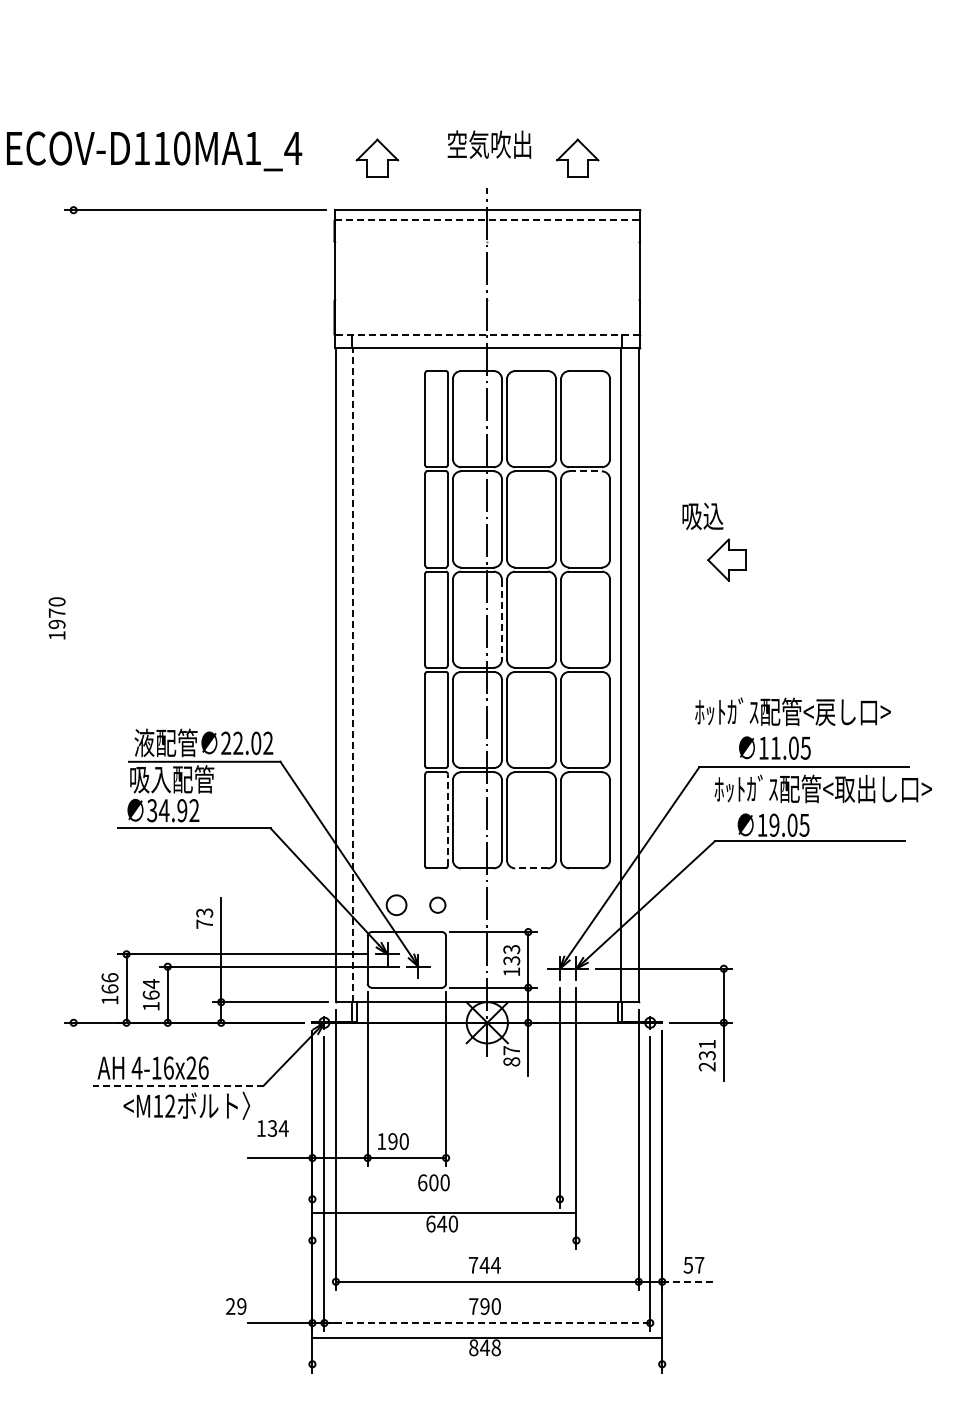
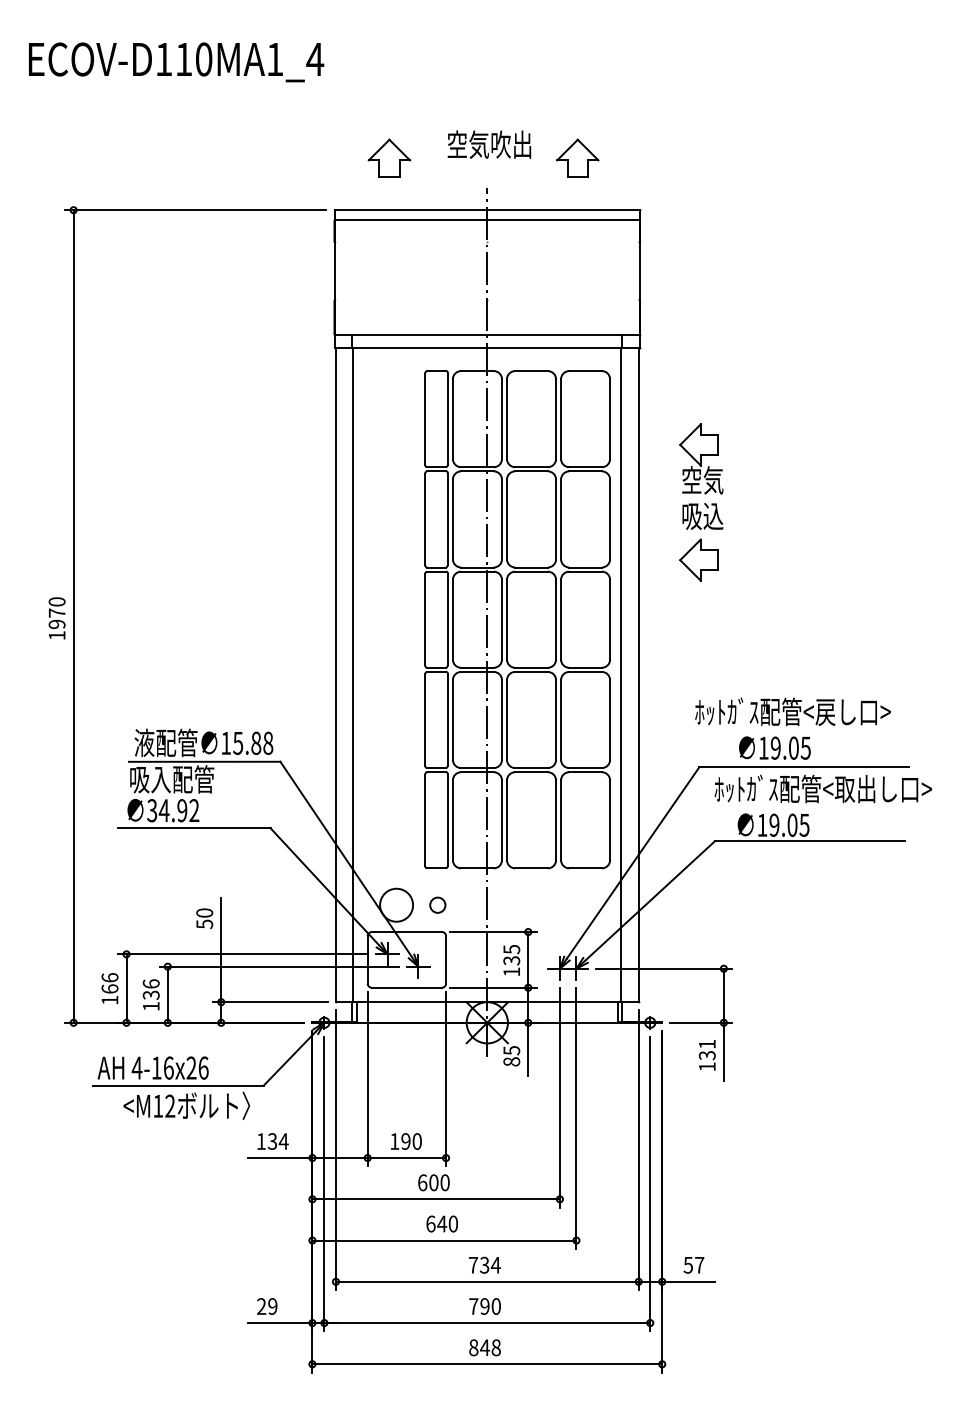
text position: (154, 151) -> (176, 62) (176, 62)
part position: (377, 157) -> (389, 157) (389, 157)
line: dashed -> solid (487, 220)
line: dashed -> solid (487, 335)
part: none -> present (701, 458)
line: dashed -> solid (586, 471)
part position: (726, 559) -> (698, 559) (698, 559)
line: none -> present (73, 616)
line: dashed -> solid (502, 619)
line: dashed -> solid (353, 674)
text: 22.02 -> 15.88 (247, 742)
text: 11.05 -> 19.05 (775, 747)
line: dashed -> solid (447, 820)
line: dashed -> solid (531, 868)
circle diameter: 20 px -> 33 px (396, 904)
text: 73 -> 50 (204, 918)
text: 133 -> 135 (511, 949)
text: 164 -> 136 (150, 989)
text: 87 -> 85 (511, 1050)
text: 231 -> 131 (706, 1066)
line: dashed -> solid (177, 1085)
text position: (272, 1128) -> (272, 1141) (272, 1141)
text position: (393, 1141) -> (406, 1141) (406, 1141)
line: none -> present (435, 1199)
line position: (444, 1212) -> (444, 1240) (444, 1240)
text: 744 -> 734 (484, 1264)
line: dashed -> solid (689, 1281)
text position: (236, 1306) -> (267, 1306) (267, 1306)
line: dashed -> solid (487, 1323)
line position: (487, 1338) -> (487, 1364) (487, 1364)
